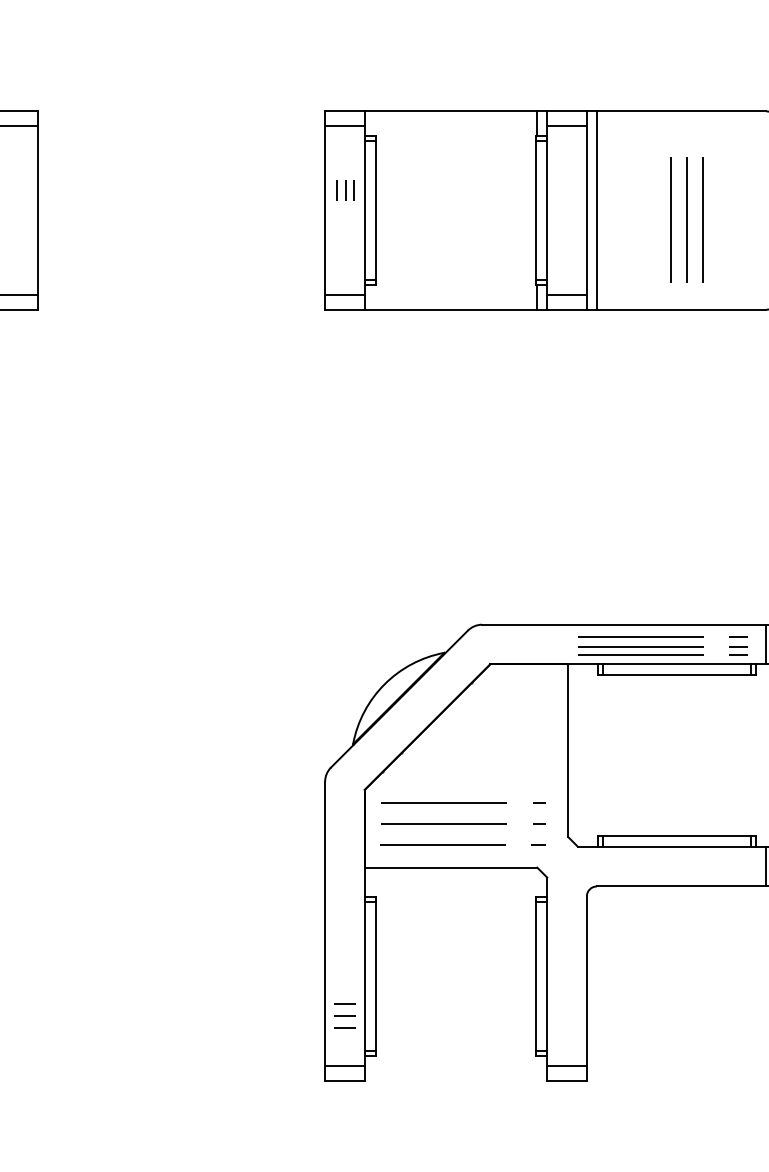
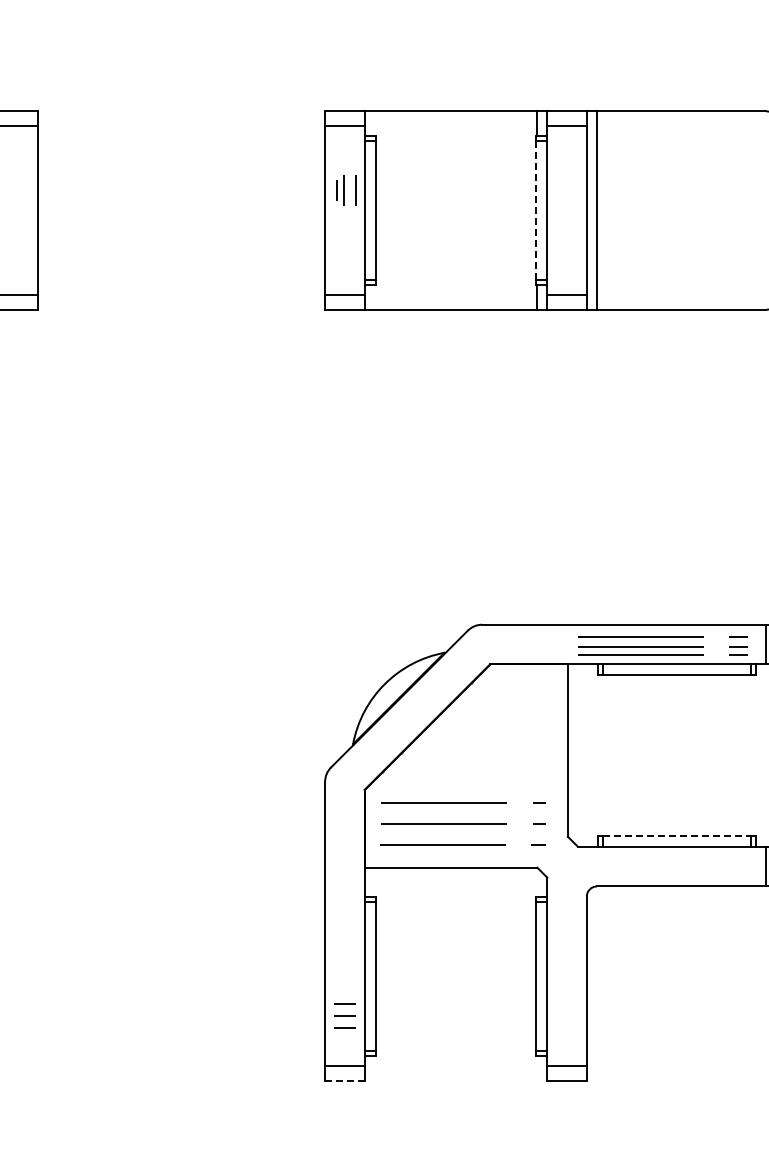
part size: 10x21 px -> 14x31 px (349, 190)
line: solid -> dashed (536, 210)
line: present -> none (670, 212)
line: present -> none (686, 212)
line: present -> none (702, 212)
line: solid -> dashed (677, 835)
line: solid -> dashed (344, 1080)
